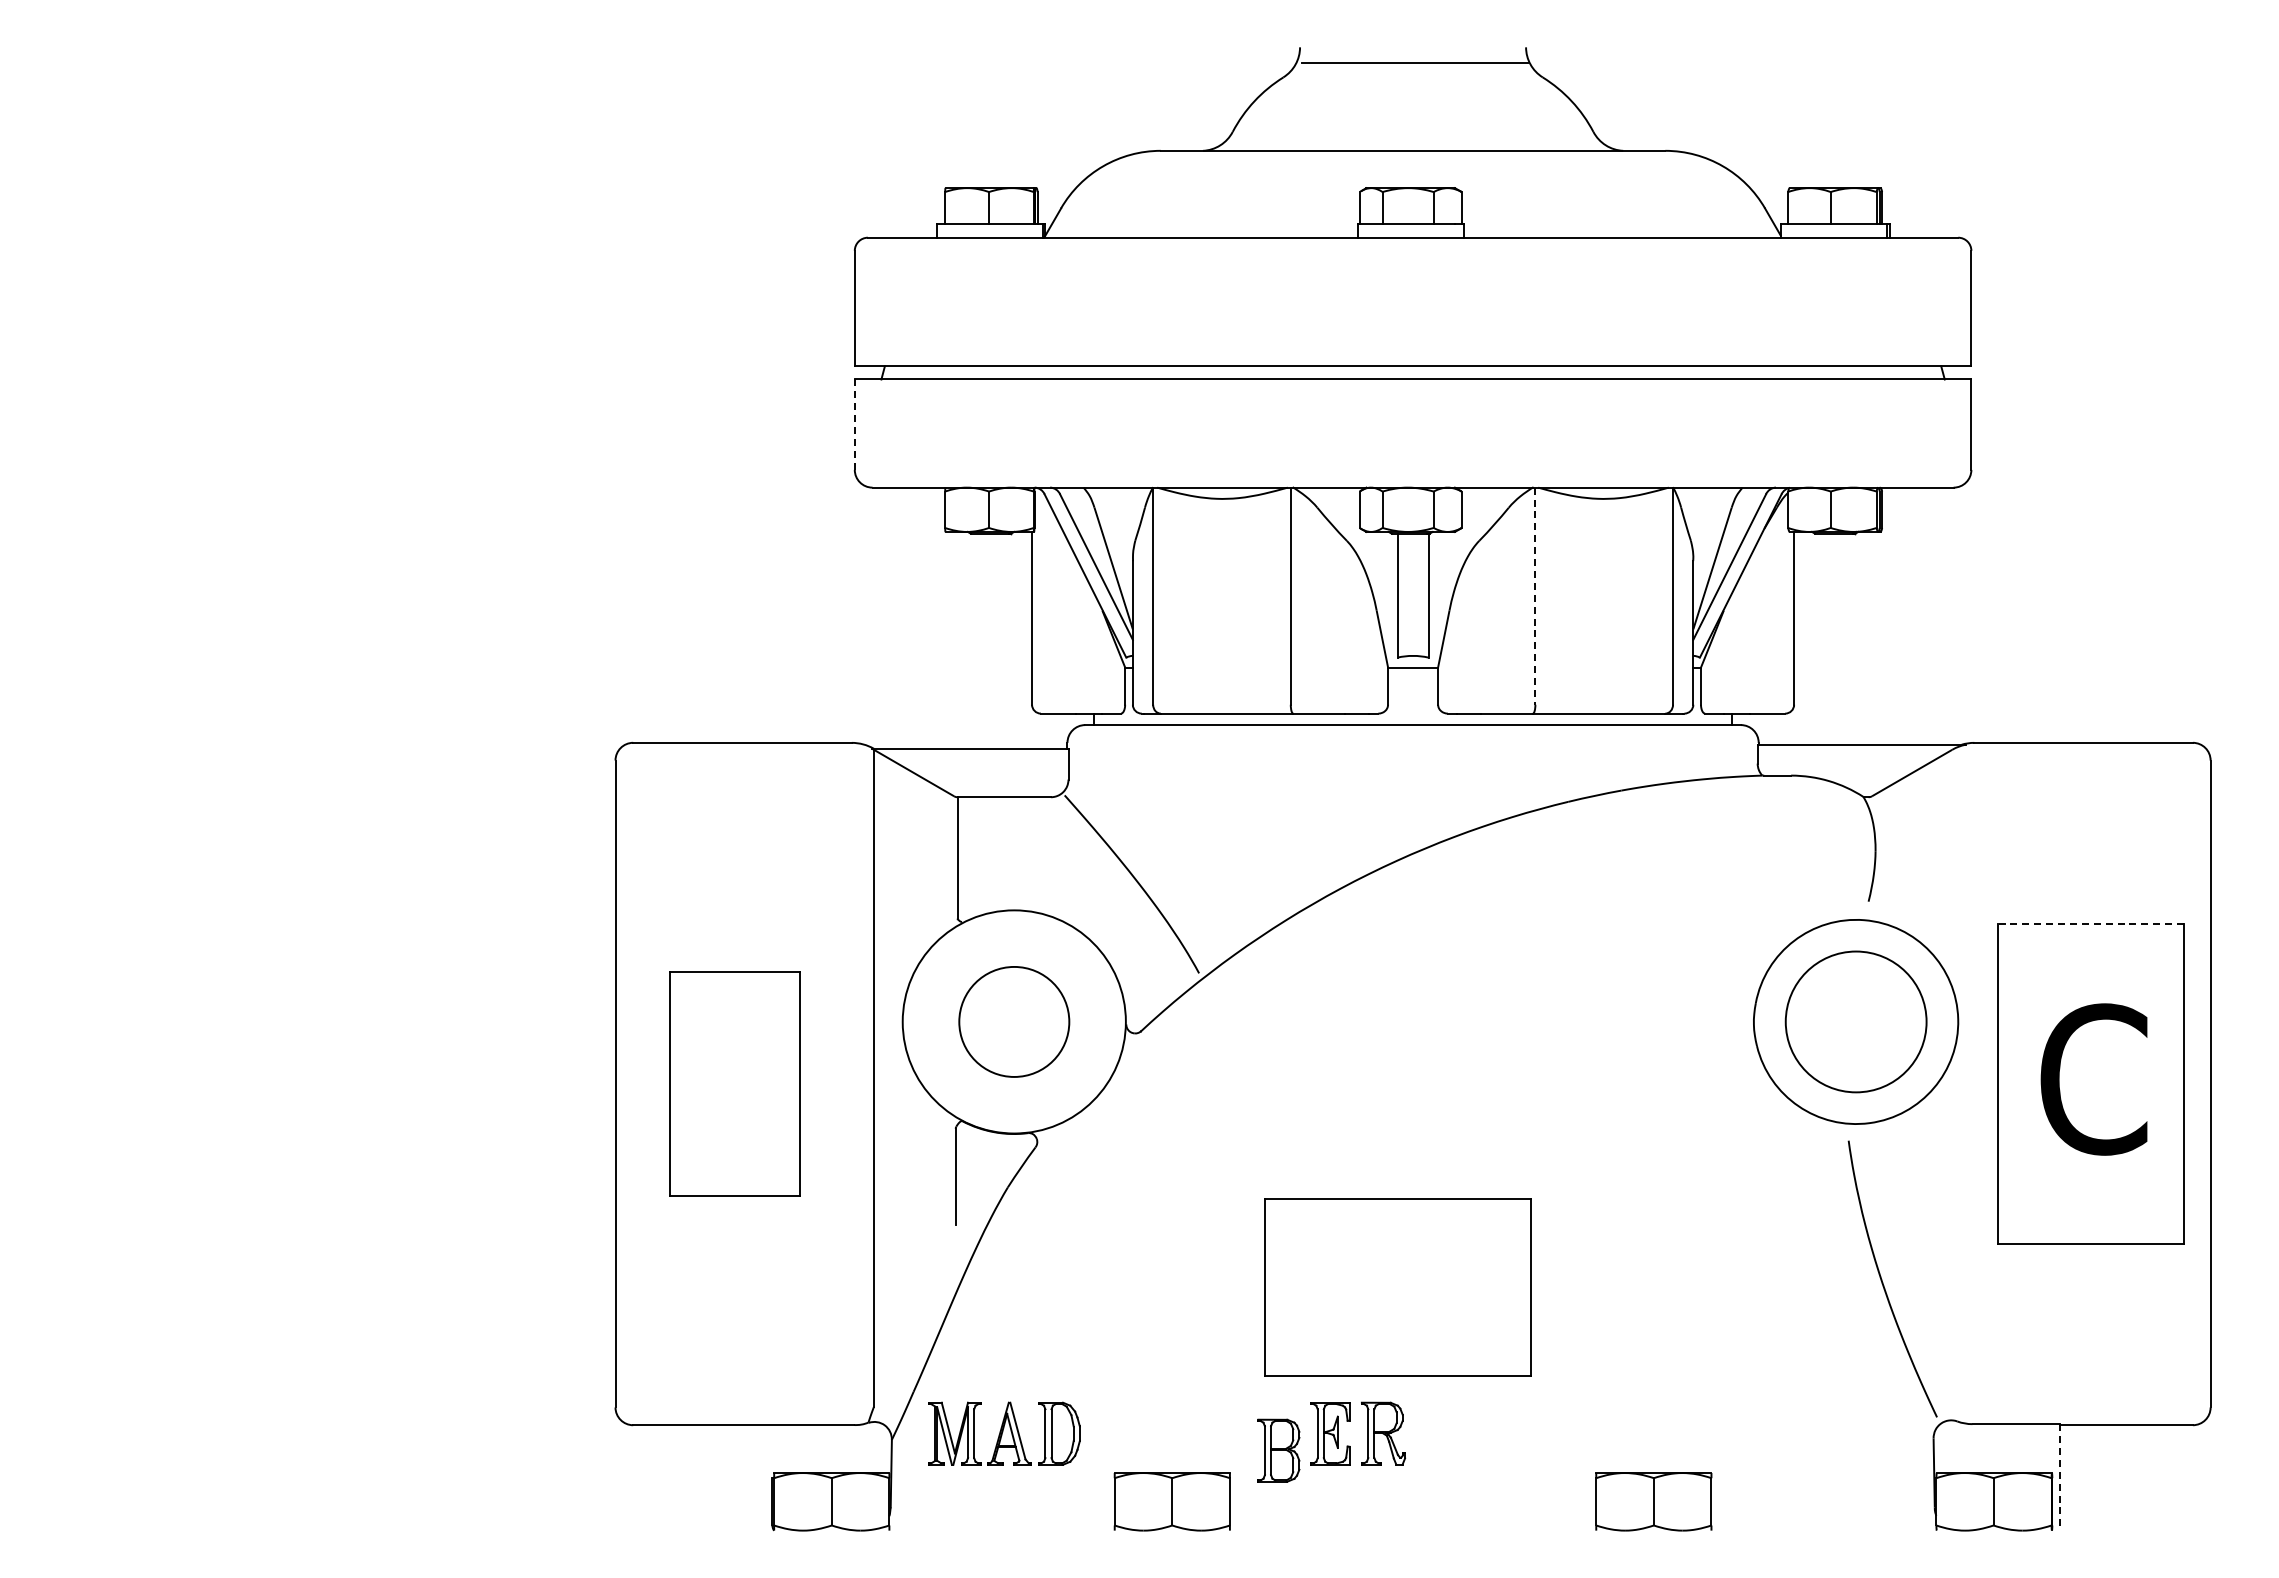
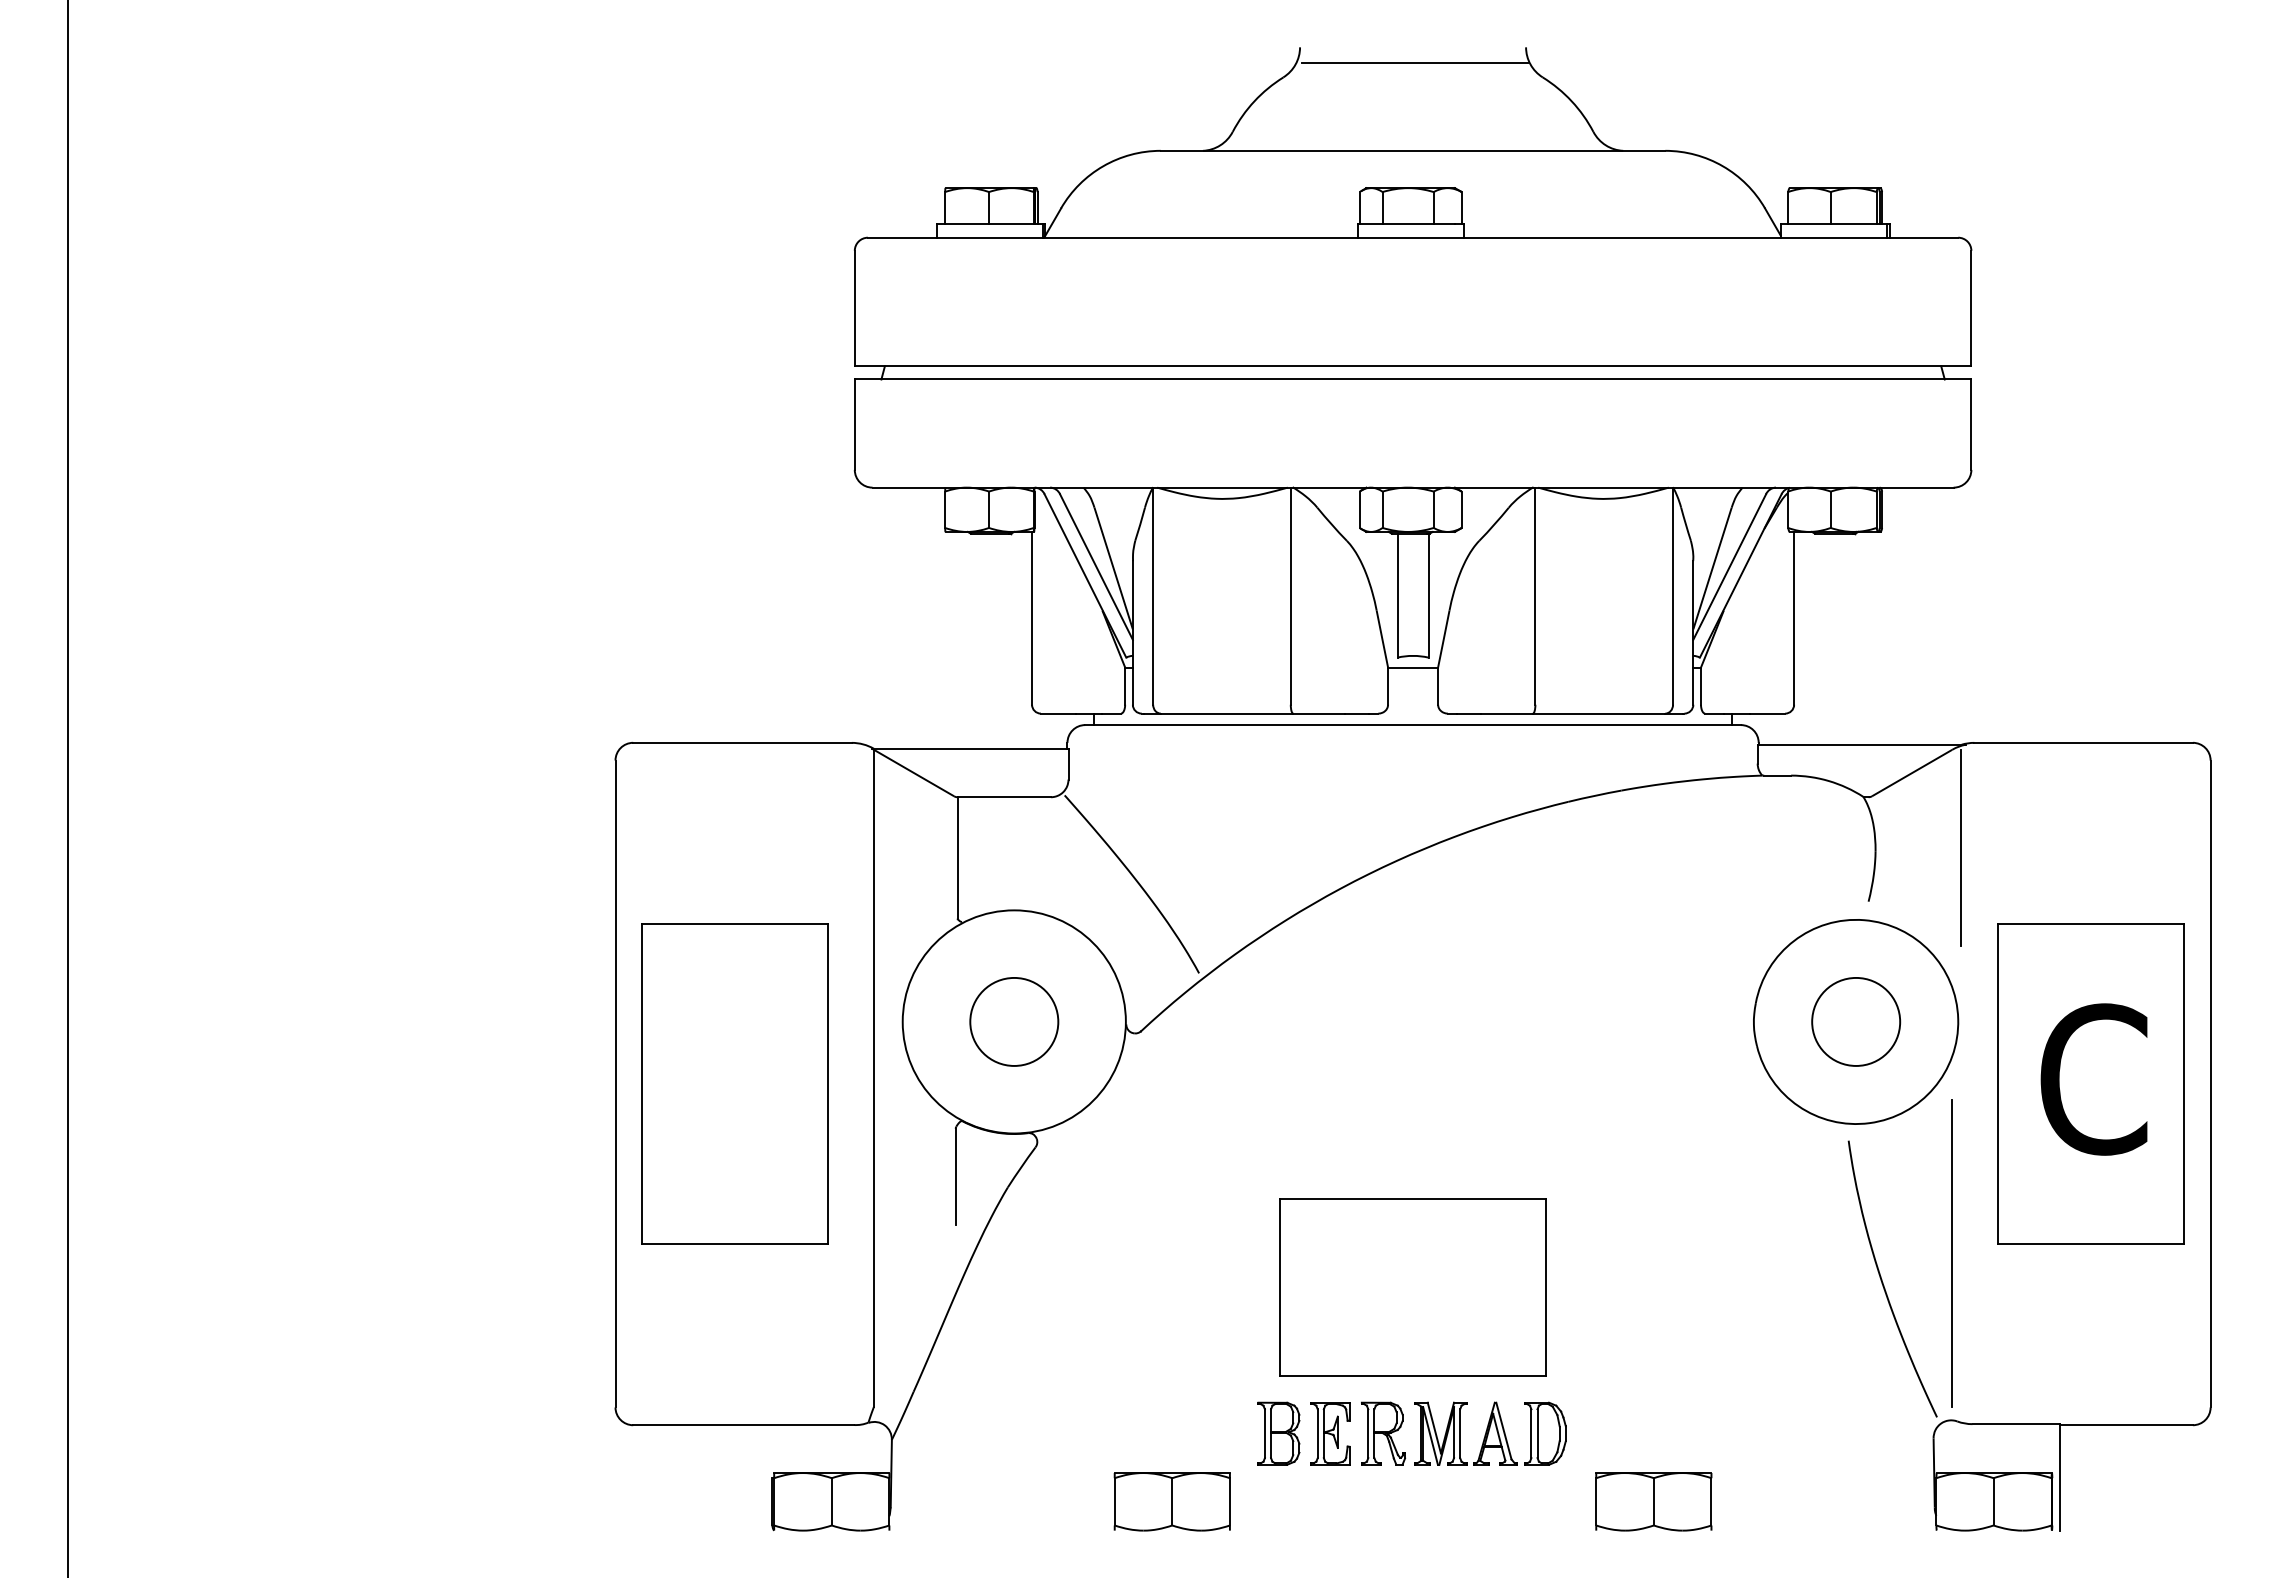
line: dashed -> solid (854, 425)
line: dashed -> solid (1535, 596)
line: none -> present (68, 788)
line: none -> present (1961, 847)
line: dashed -> solid (2090, 924)
circle diameter: 110 px -> 88 px (1014, 1021)
circle diameter: 141 px -> 88 px (1856, 1021)
part size: 132x226 px -> 188x322 px (734, 1083)
line: none -> present (1951, 1253)
part position: (1397, 1287) -> (1412, 1287) (1412, 1287)
part position: (1004, 1433) -> (1490, 1433) (1490, 1433)
part position: (1278, 1450) -> (1278, 1433) (1278, 1433)
line: dashed -> solid (2059, 1477)
